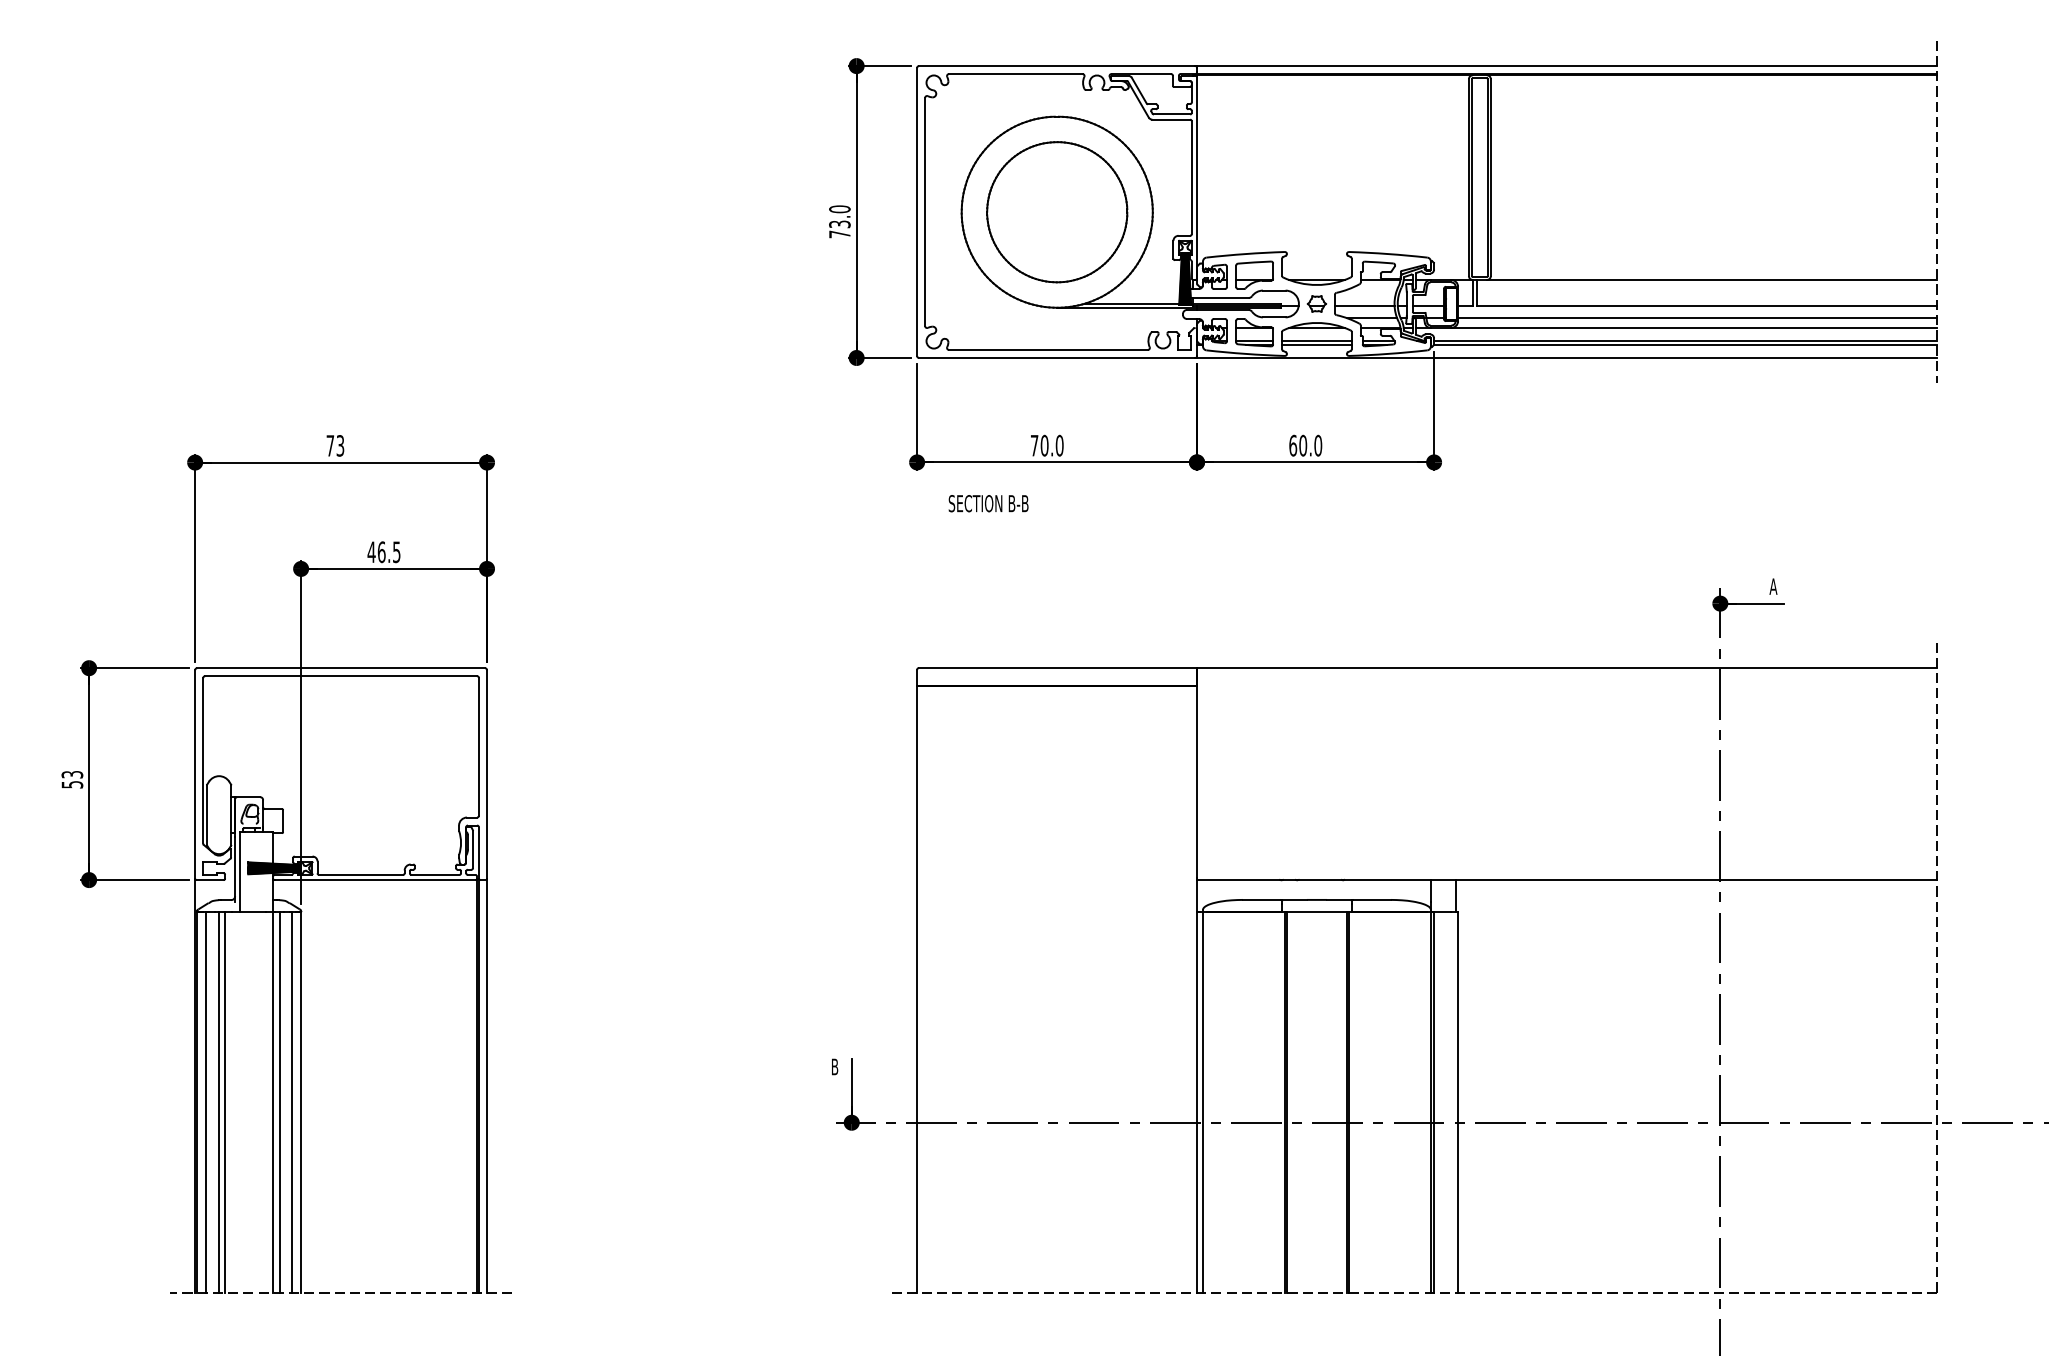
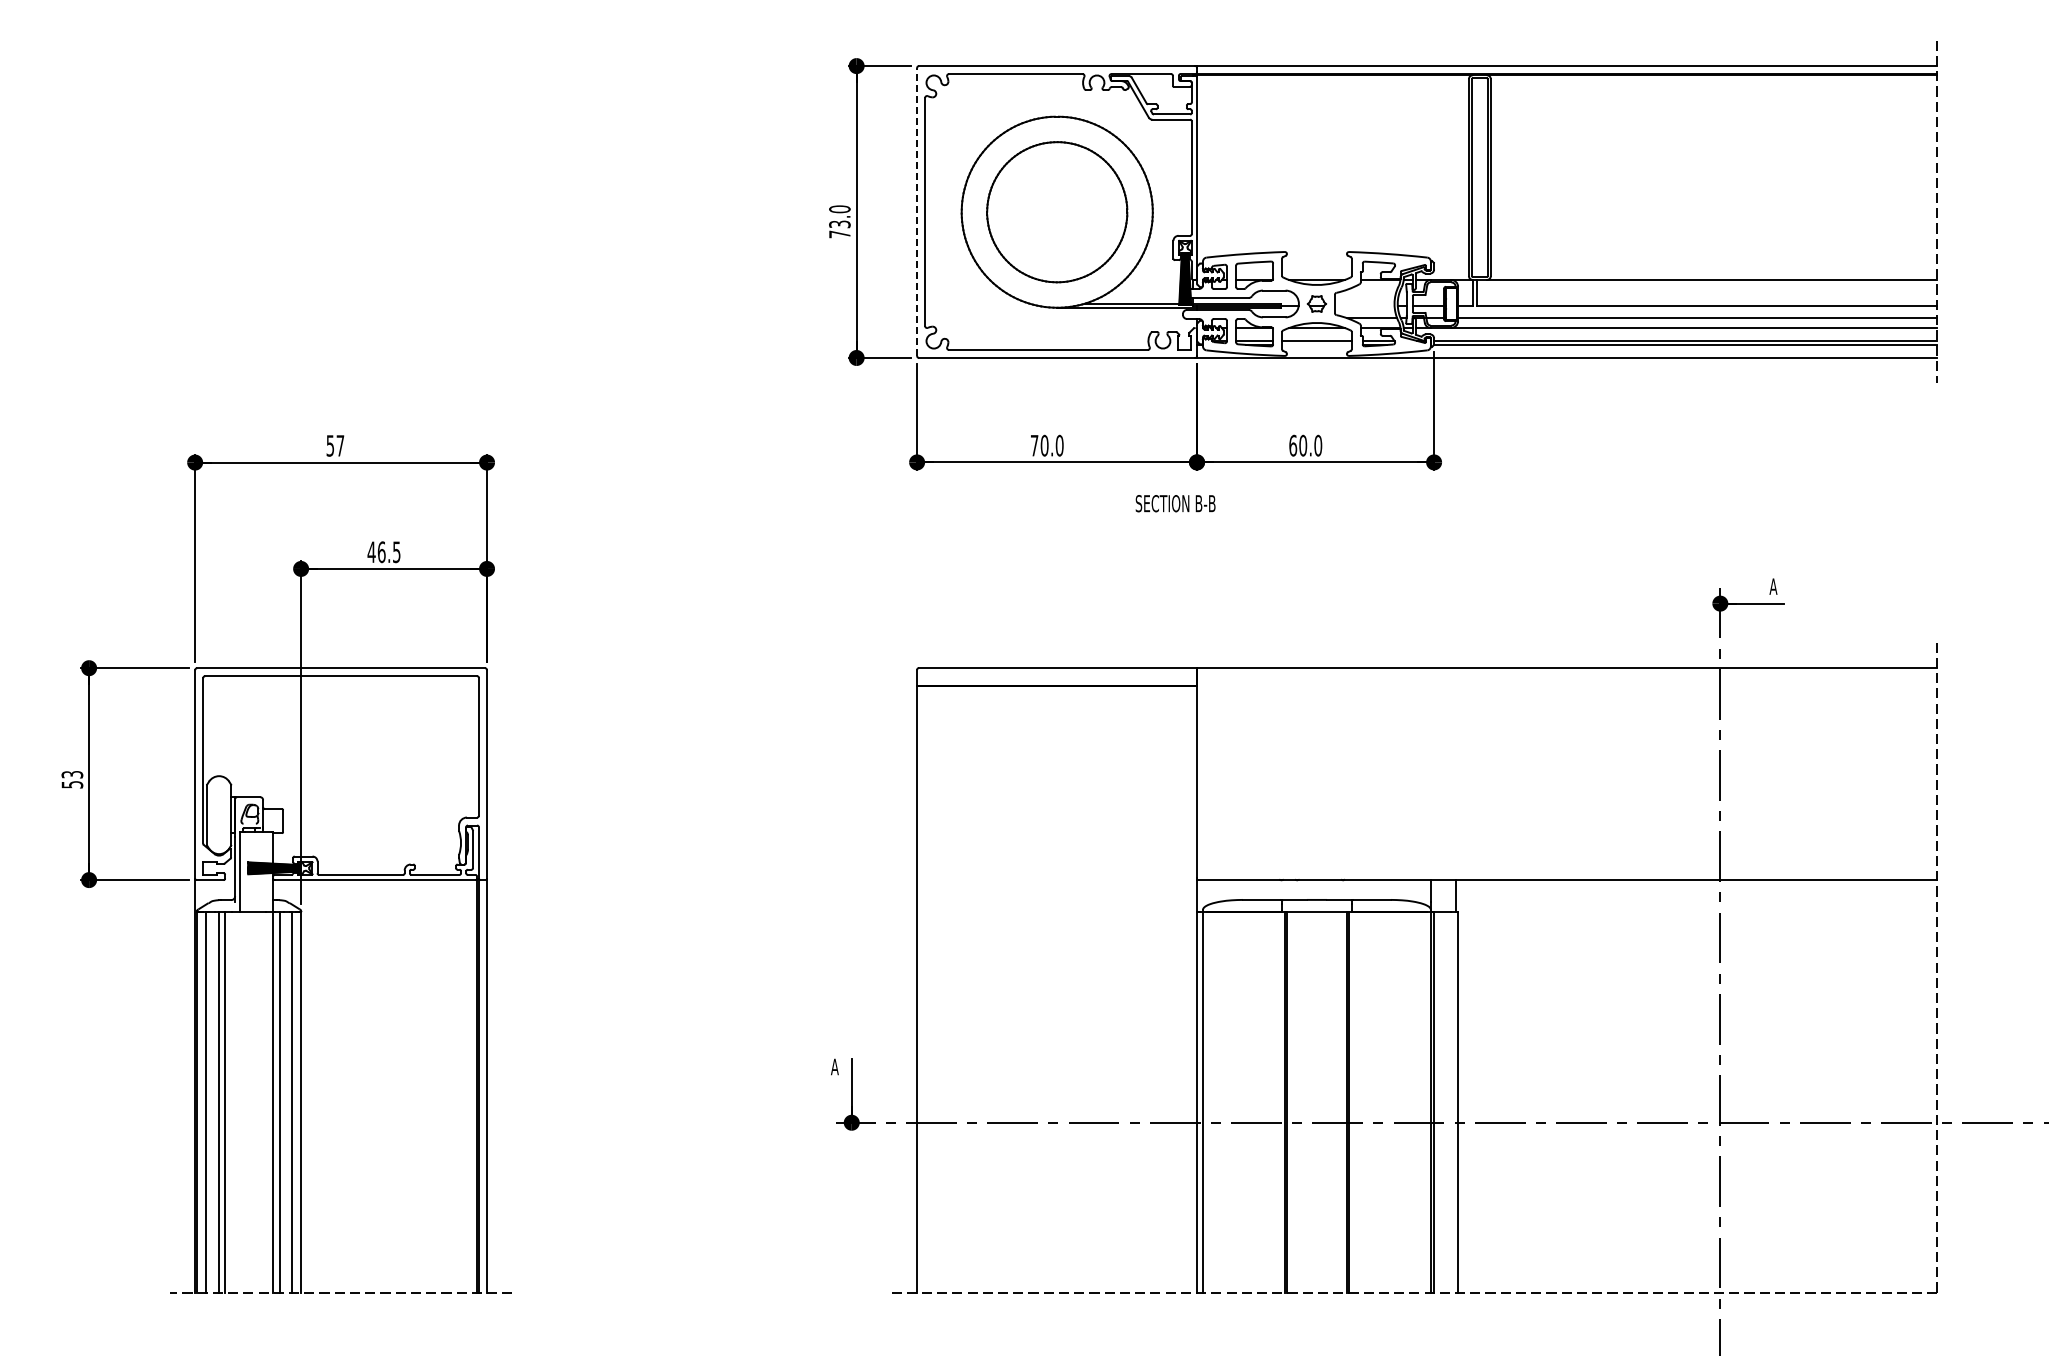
line: solid -> dashed (917, 212)
line: present -> none (1364, 305)
line: present -> none (1316, 344)
text: 73 -> 57 (335, 445)
text position: (988, 503) -> (1175, 503) (1175, 503)
text: B -> A (834, 1066)
